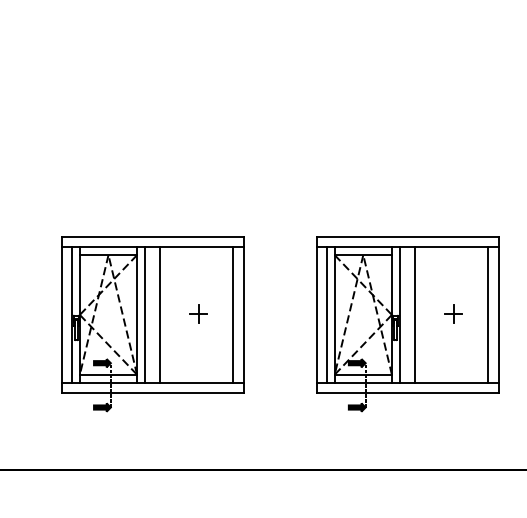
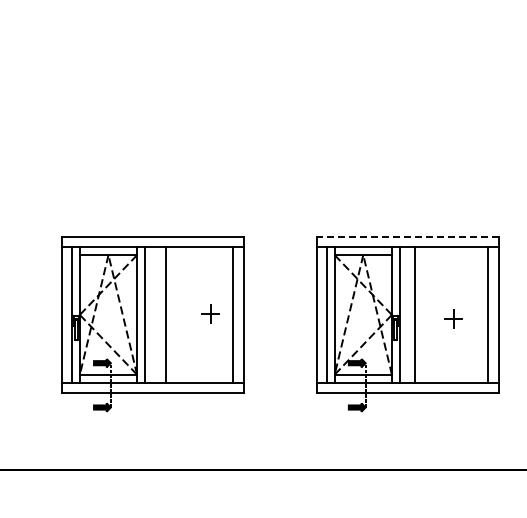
line: solid -> dashed (407, 236)
part position: (198, 313) -> (210, 313) (210, 313)
part position: (453, 313) -> (453, 318) (453, 318)
line position: (160, 314) -> (166, 314) (166, 314)
